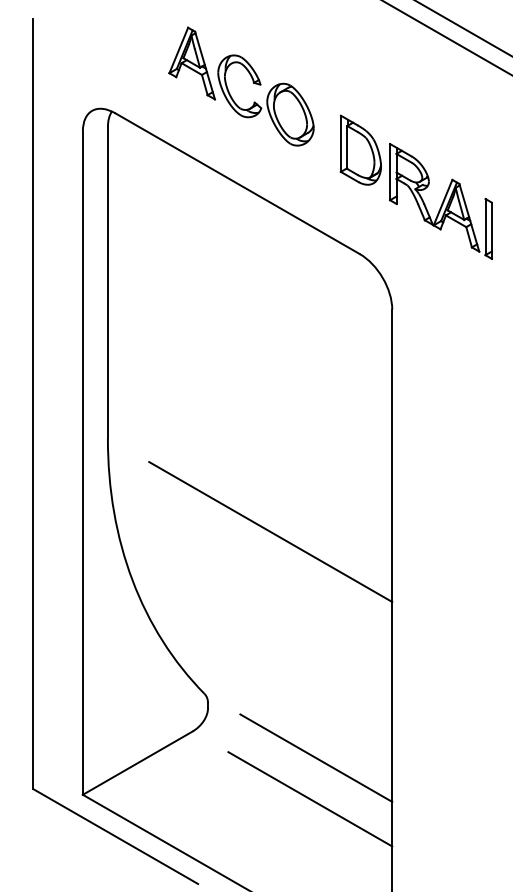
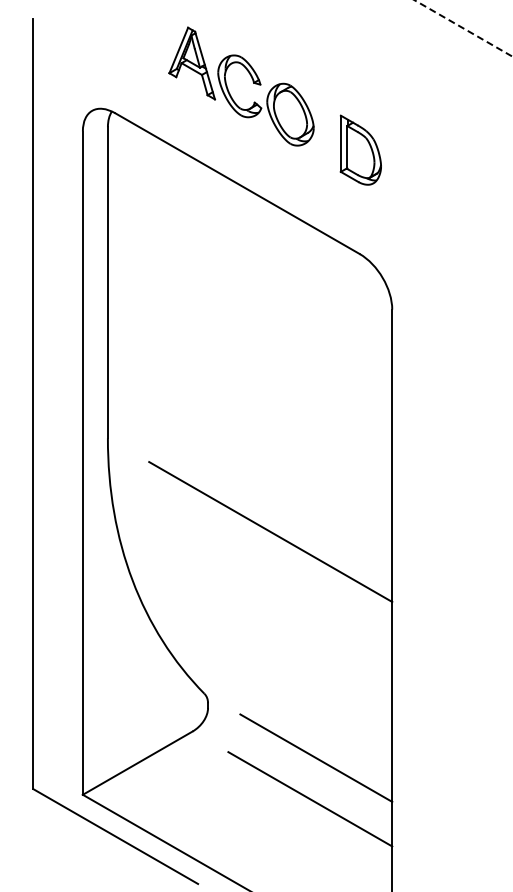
line: solid -> dashed (462, 28)
line: present -> none (446, 37)
part: present -> none (440, 201)
